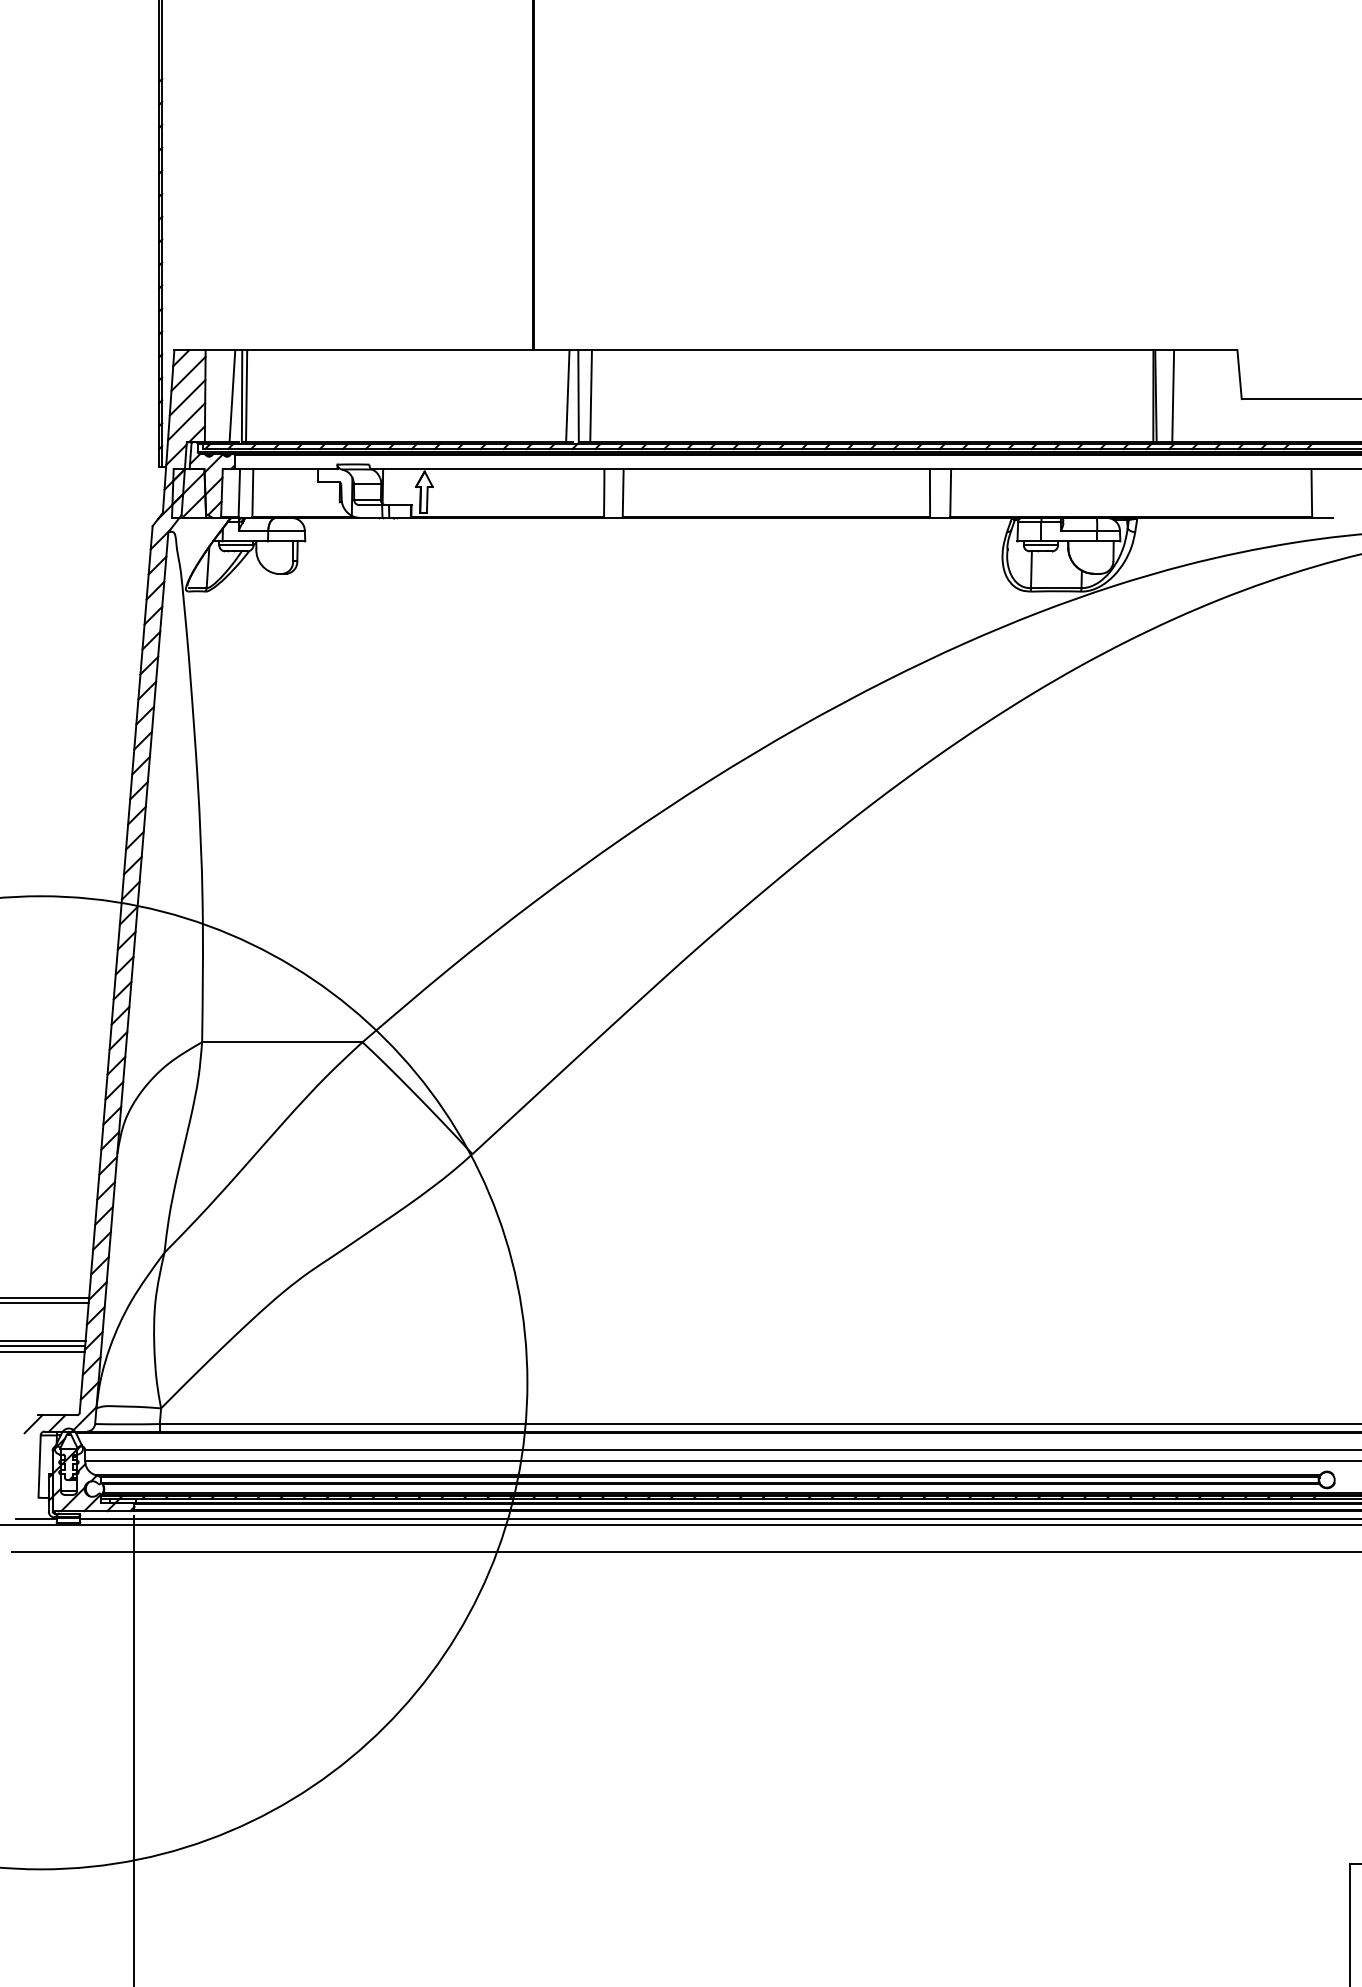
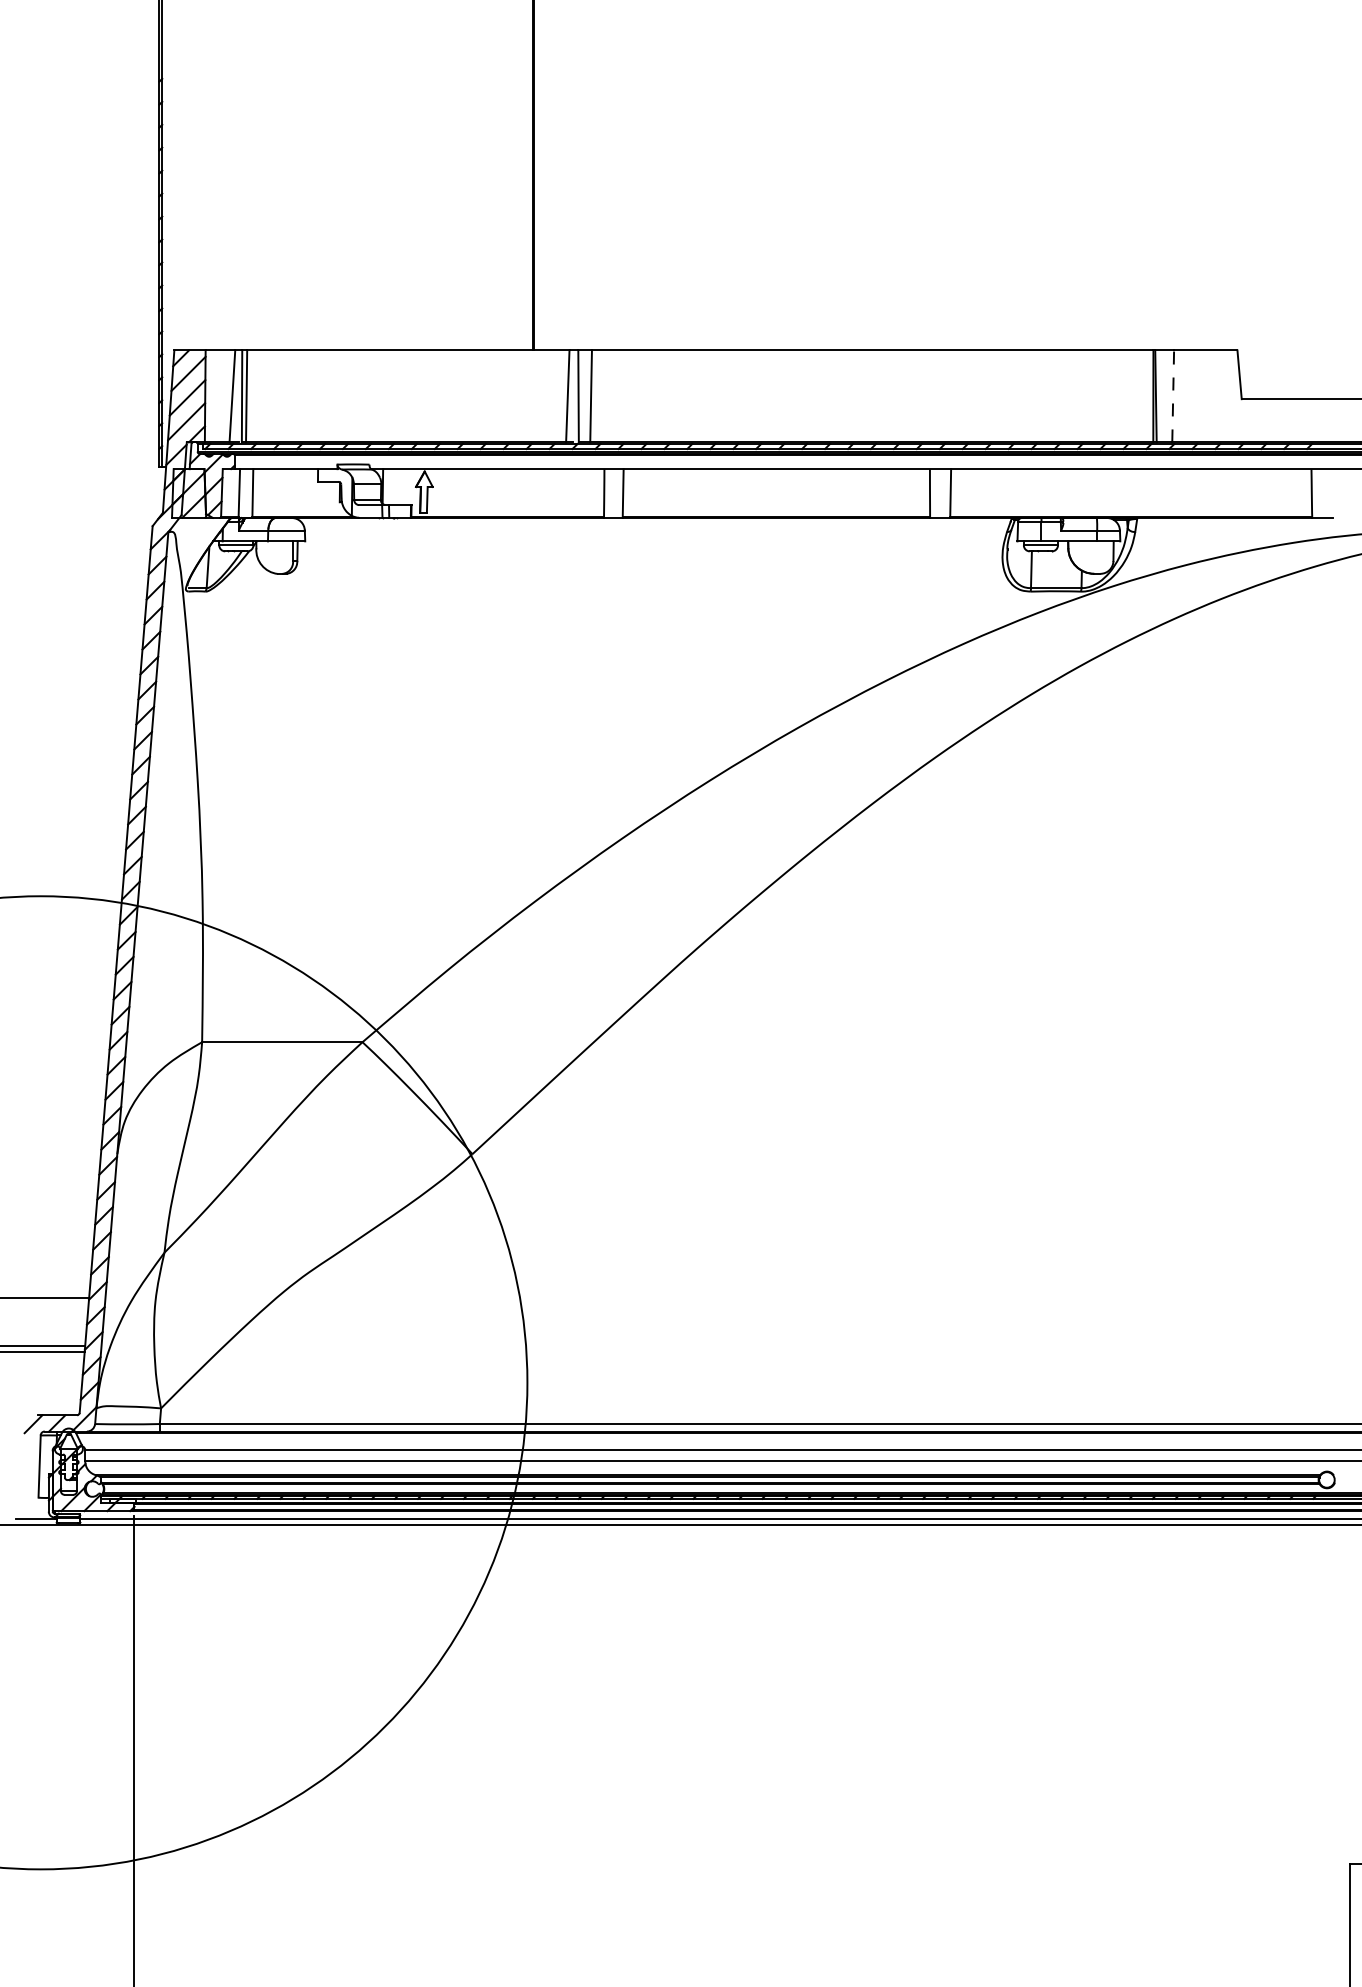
line: solid -> dashed (1173, 396)
line: present -> none (45, 1302)
line: present -> none (43, 1341)
line: present -> none (685, 1551)
